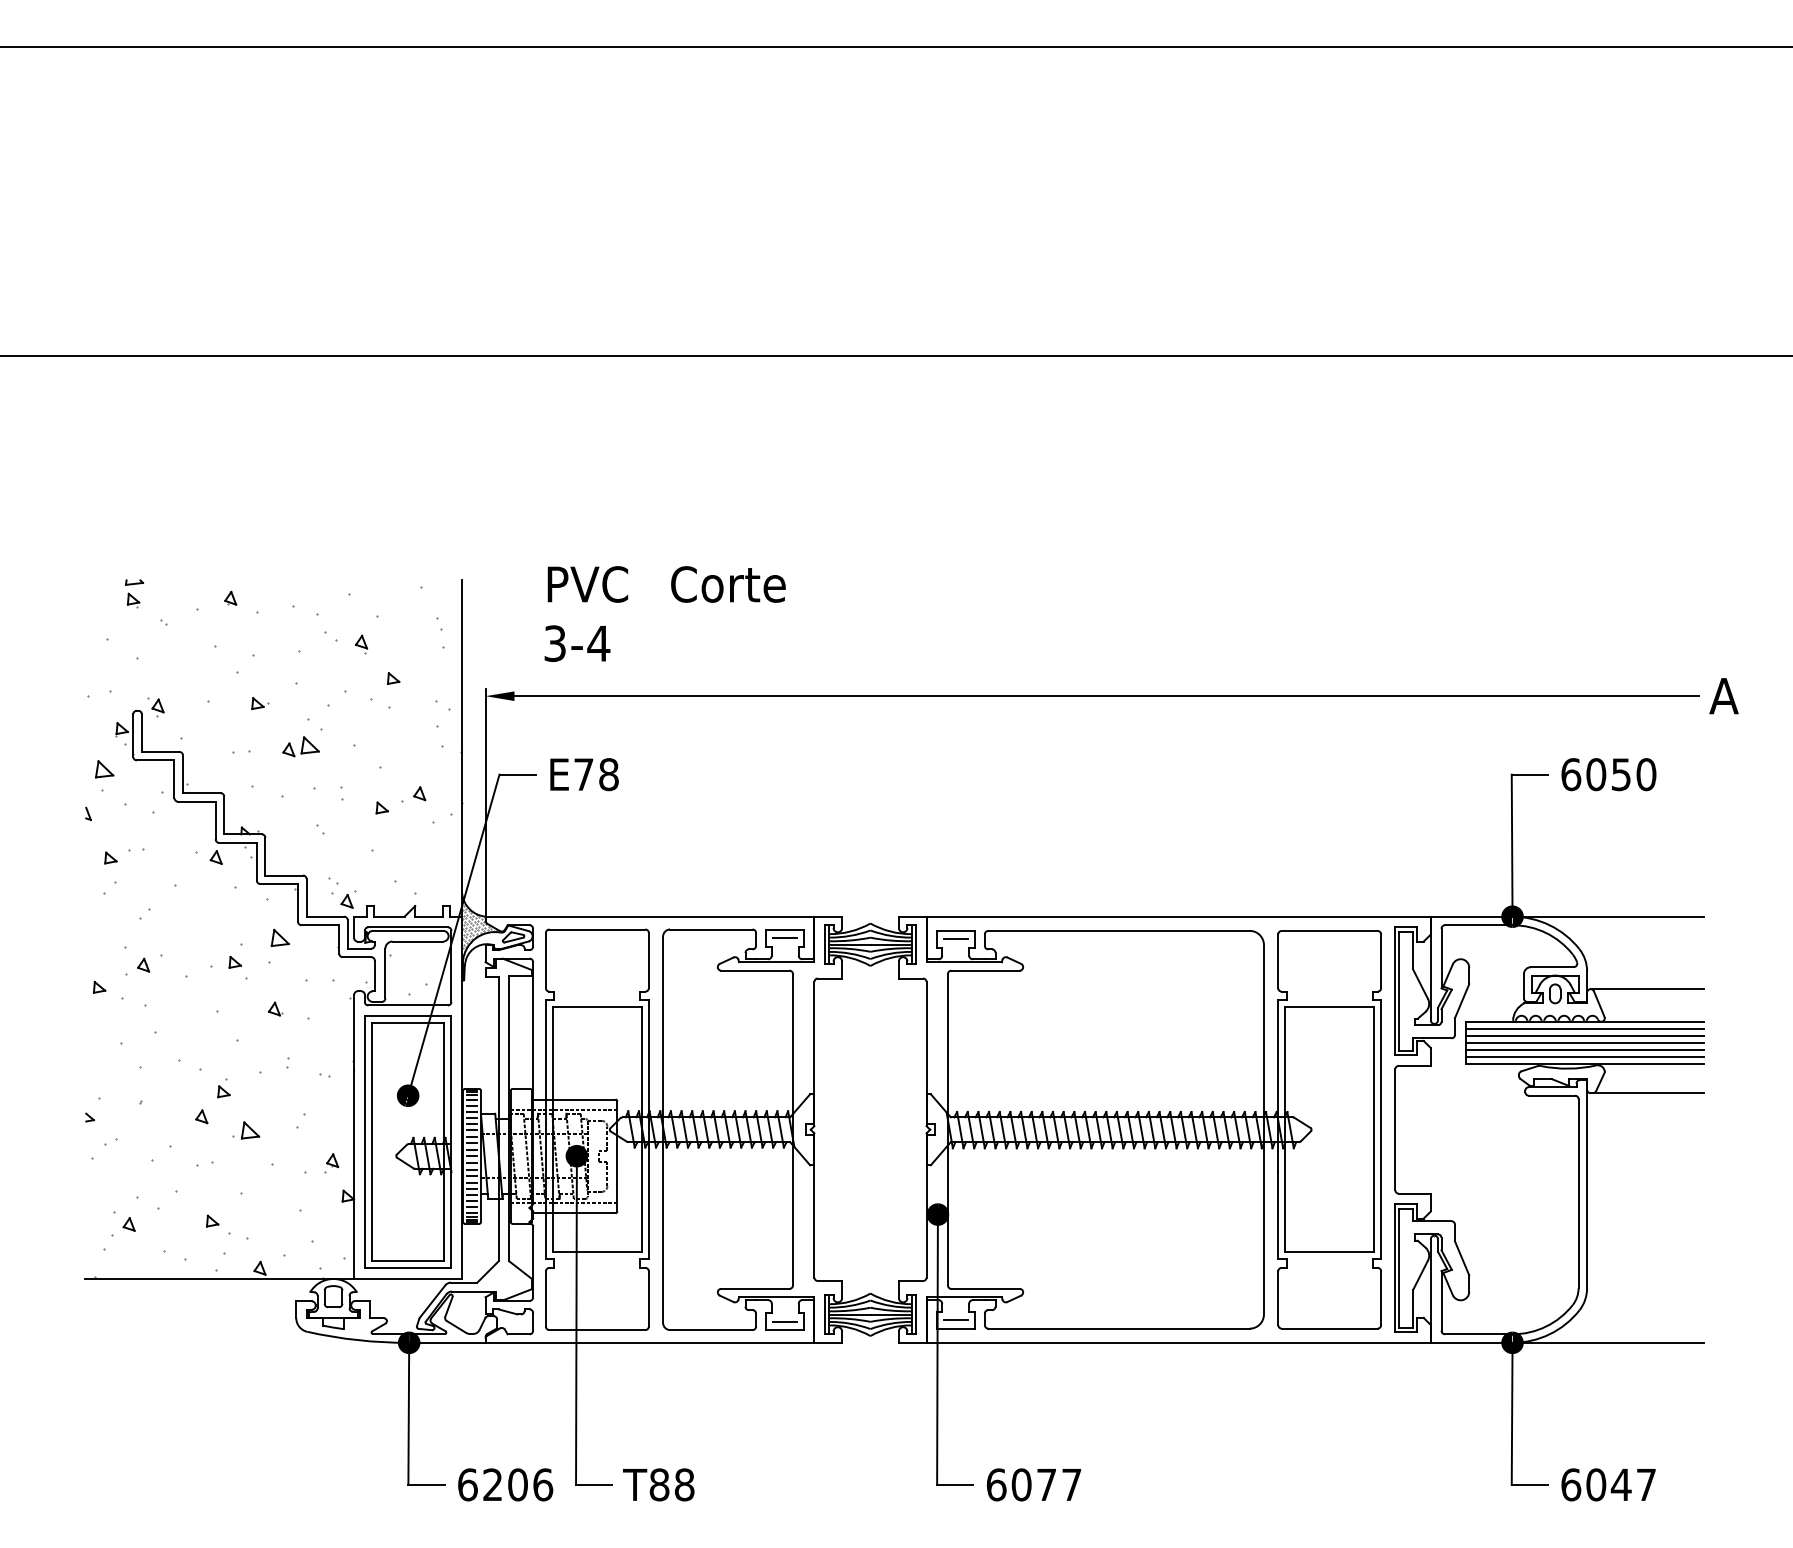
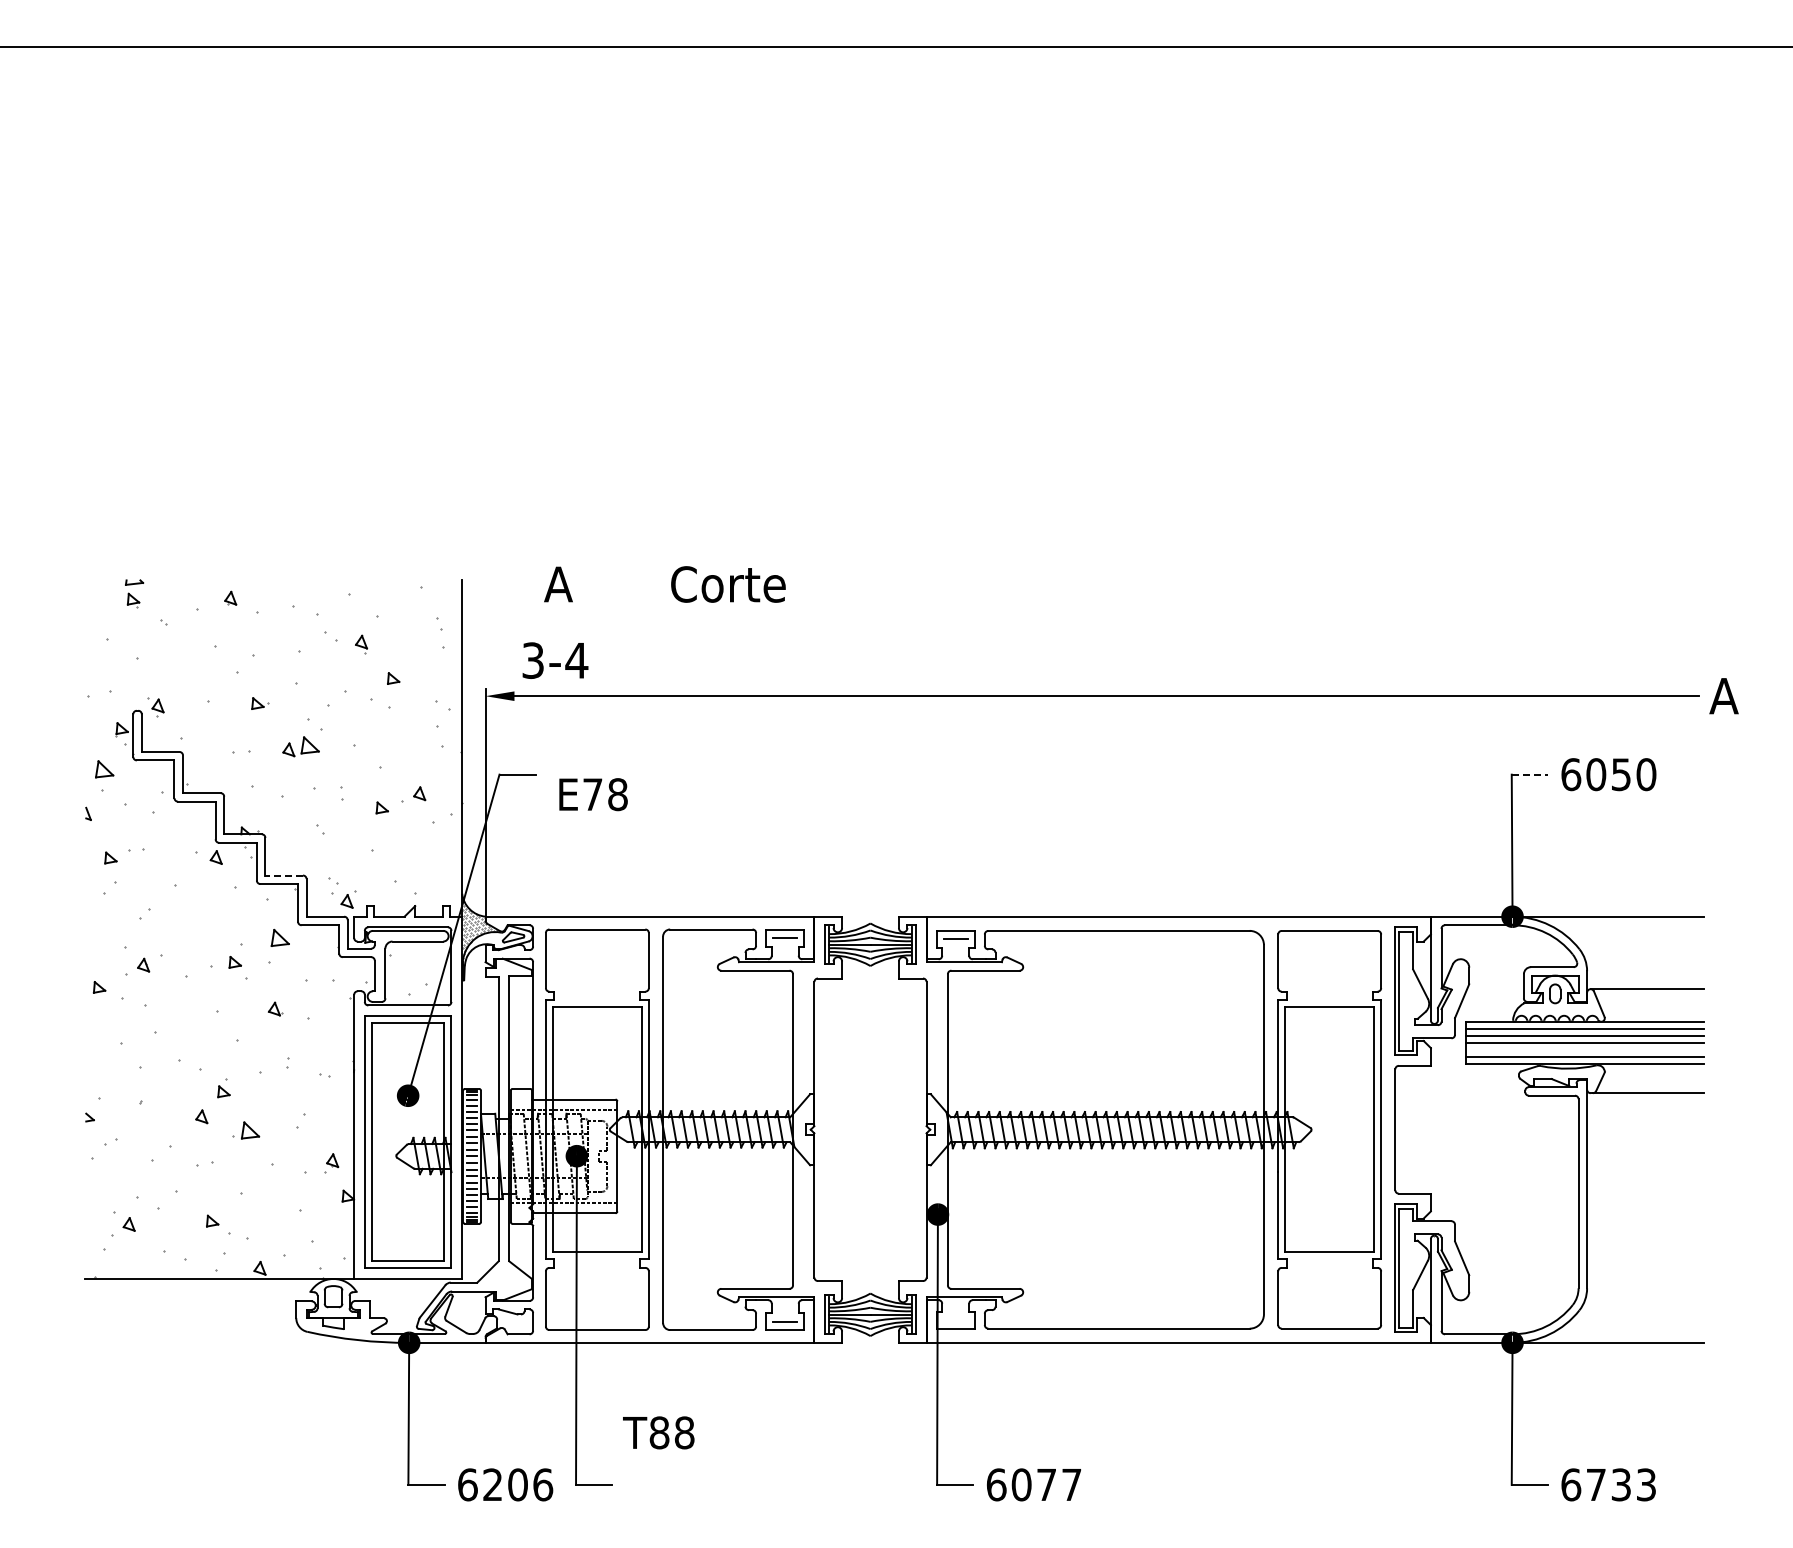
line: present -> none (895, 355)
text: PVC -> A (586, 584)
text position: (577, 643) -> (555, 660) (555, 660)
text position: (584, 774) -> (593, 794) (593, 794)
line: solid -> dashed (1530, 774)
line: solid -> dashed (284, 875)
line: present -> none (1585, 1050)
line: present -> none (955, 1320)
text position: (658, 1484) -> (658, 1432) (658, 1432)
text: 6047 -> 6733 (1620, 1484)
